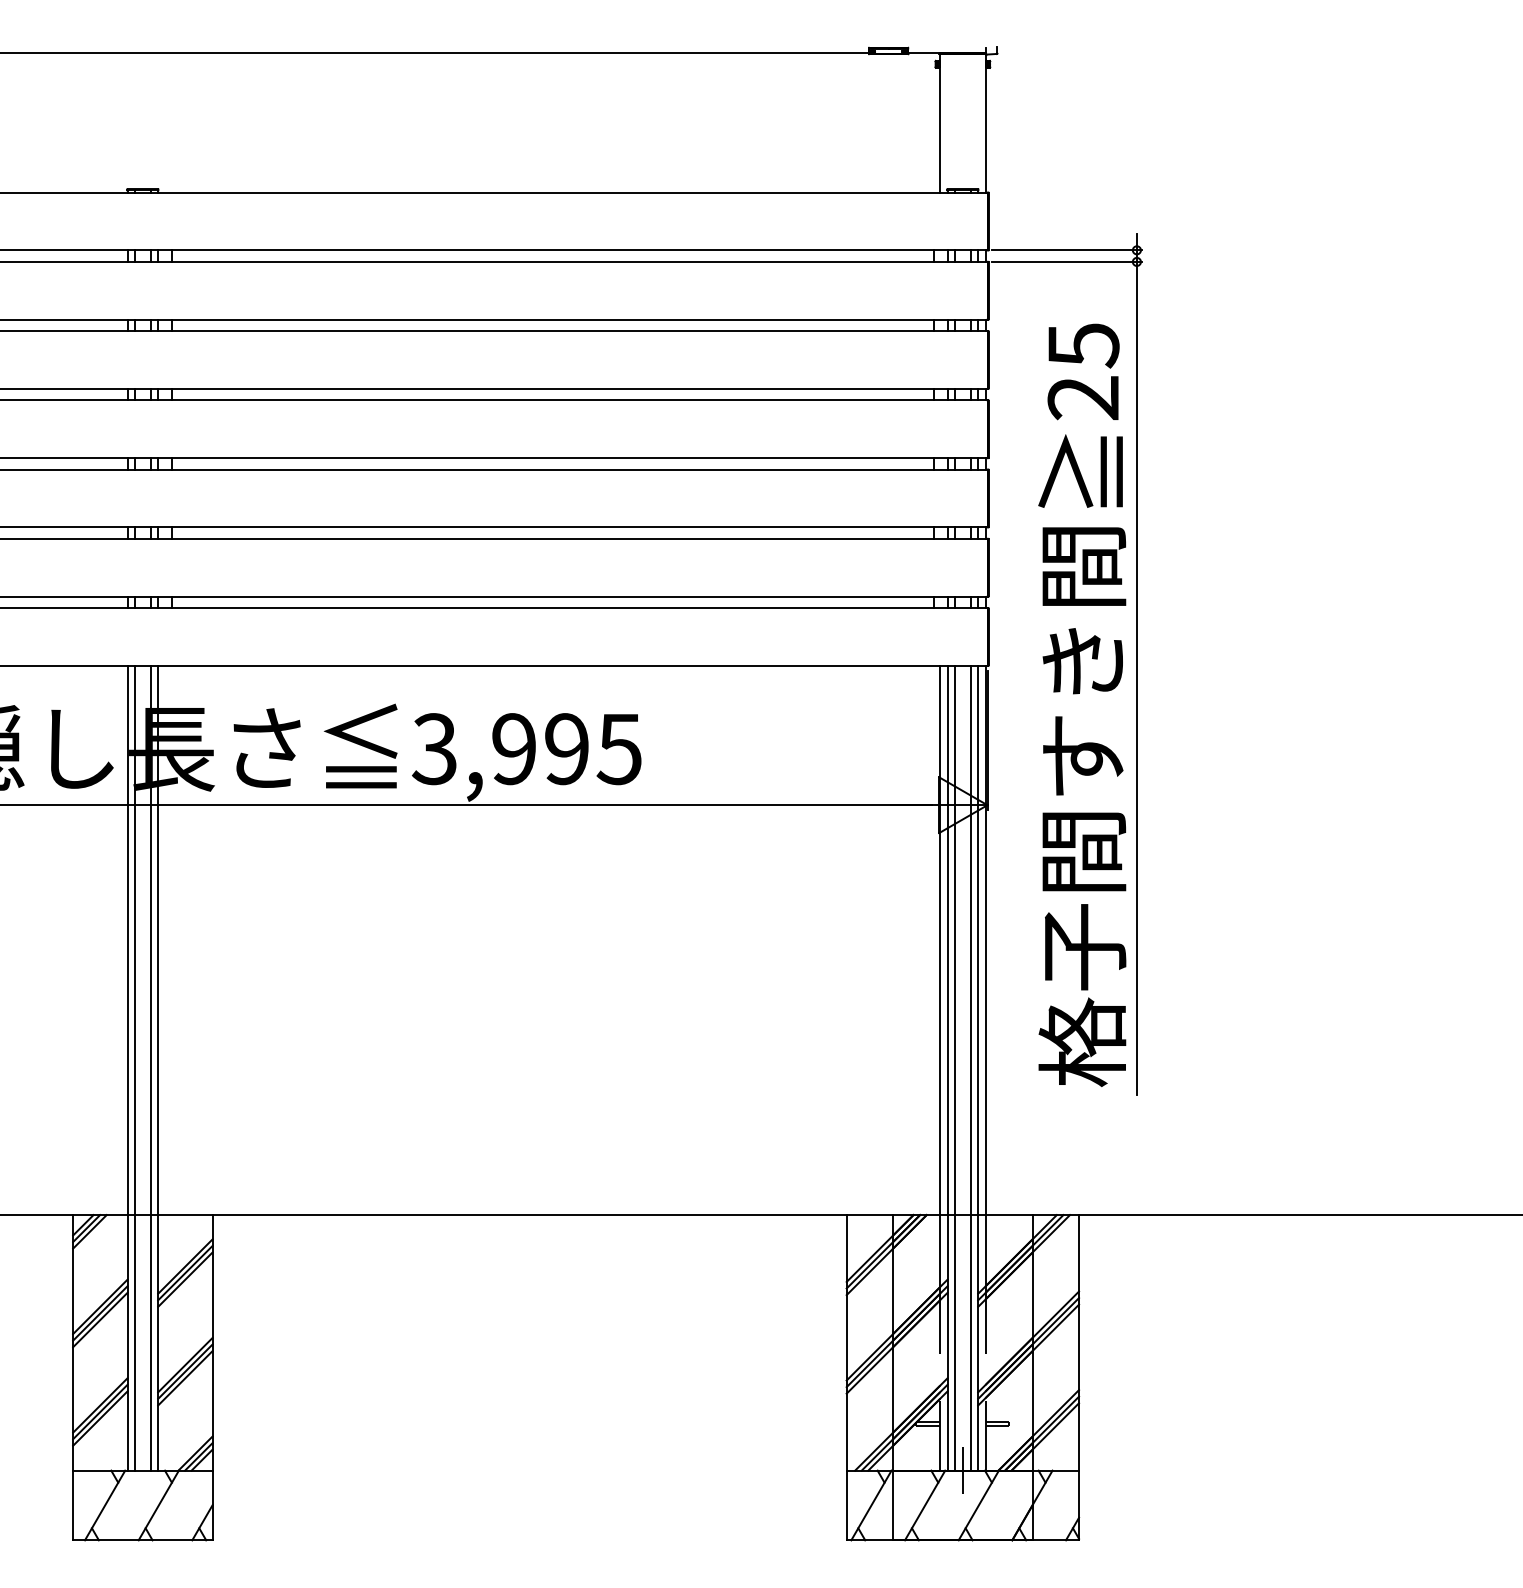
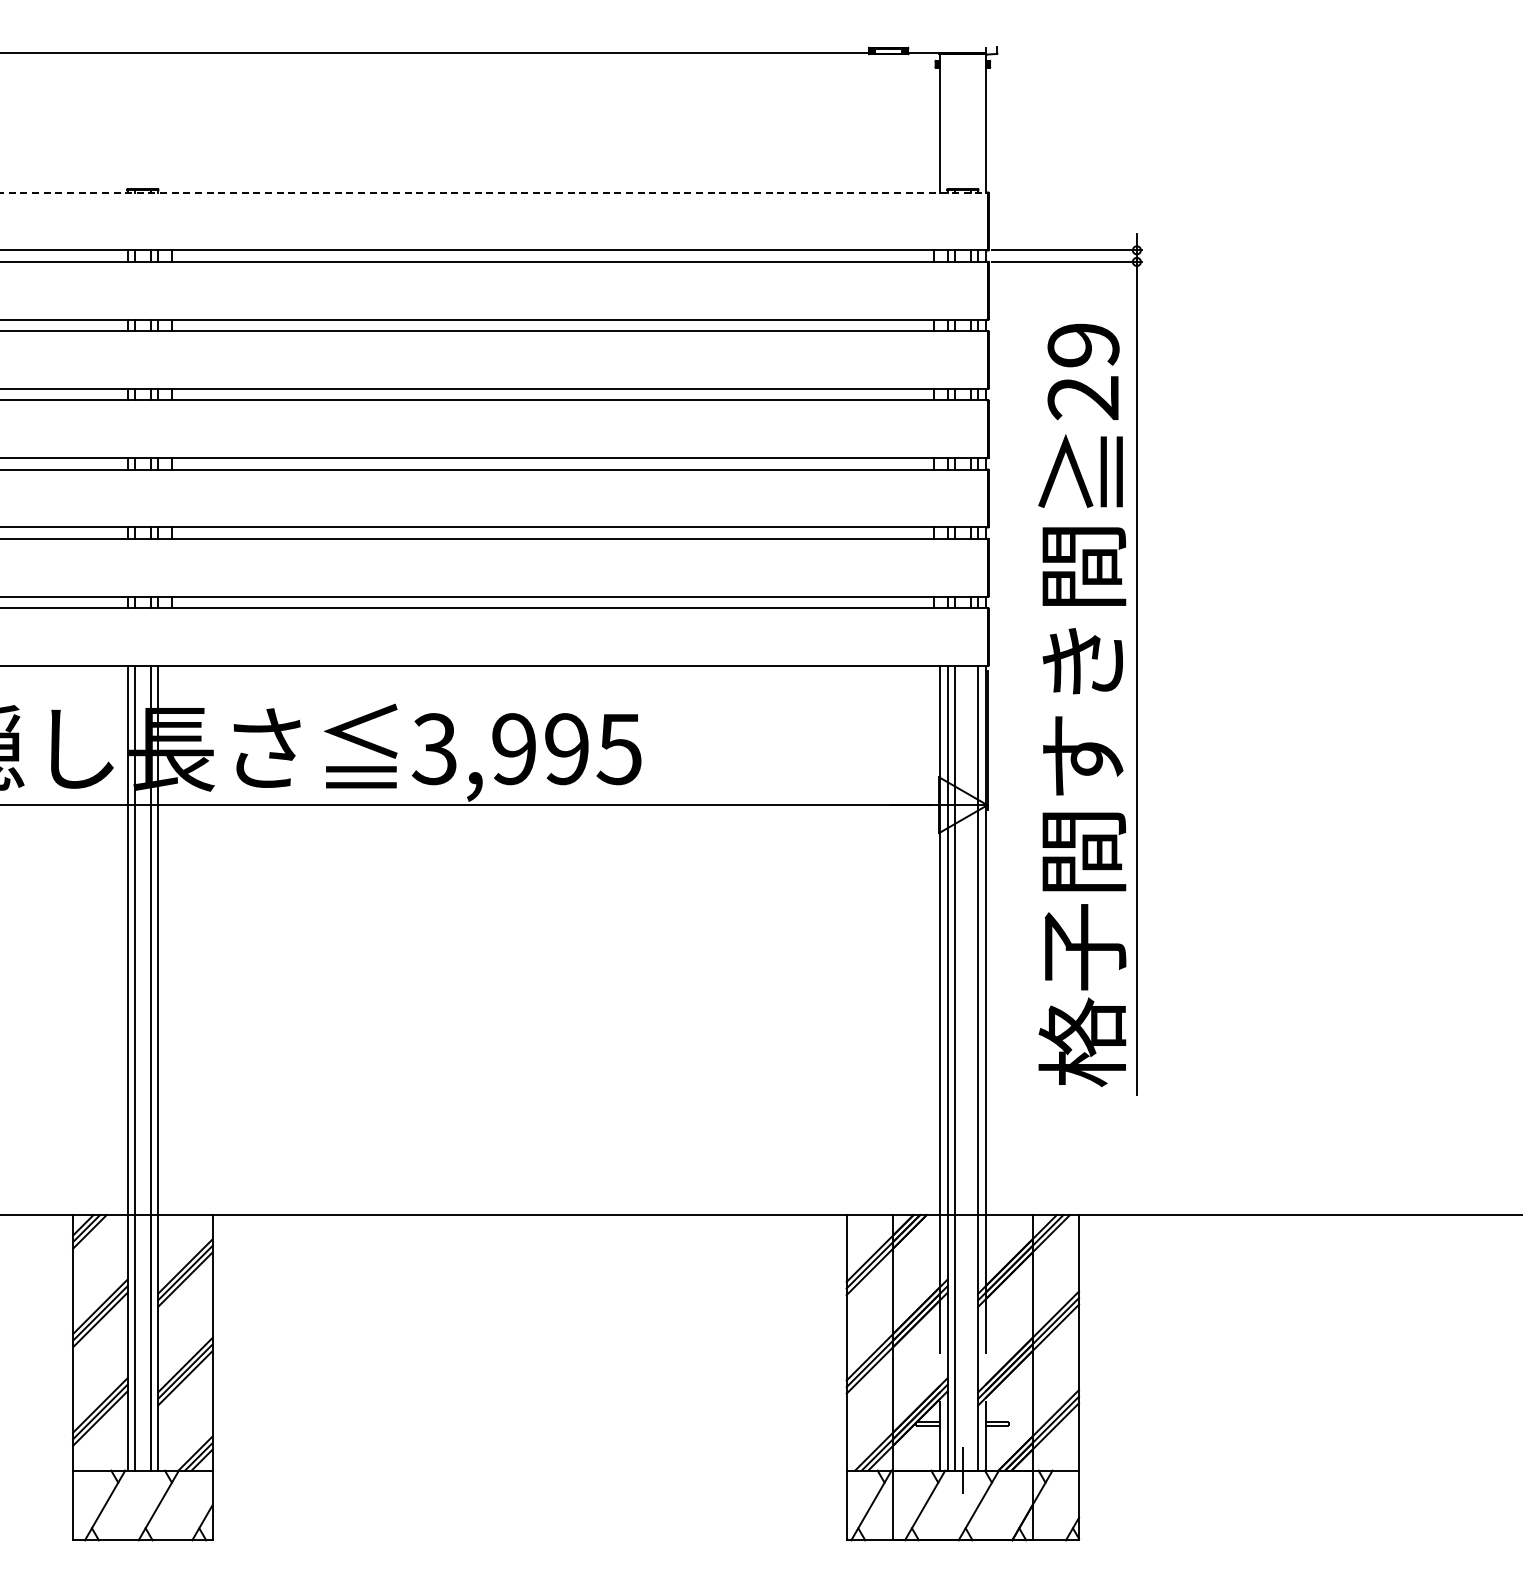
line: solid -> dashed (494, 192)
text: 25 -> 29 (1083, 345)
line: present -> none (970, 1067)
